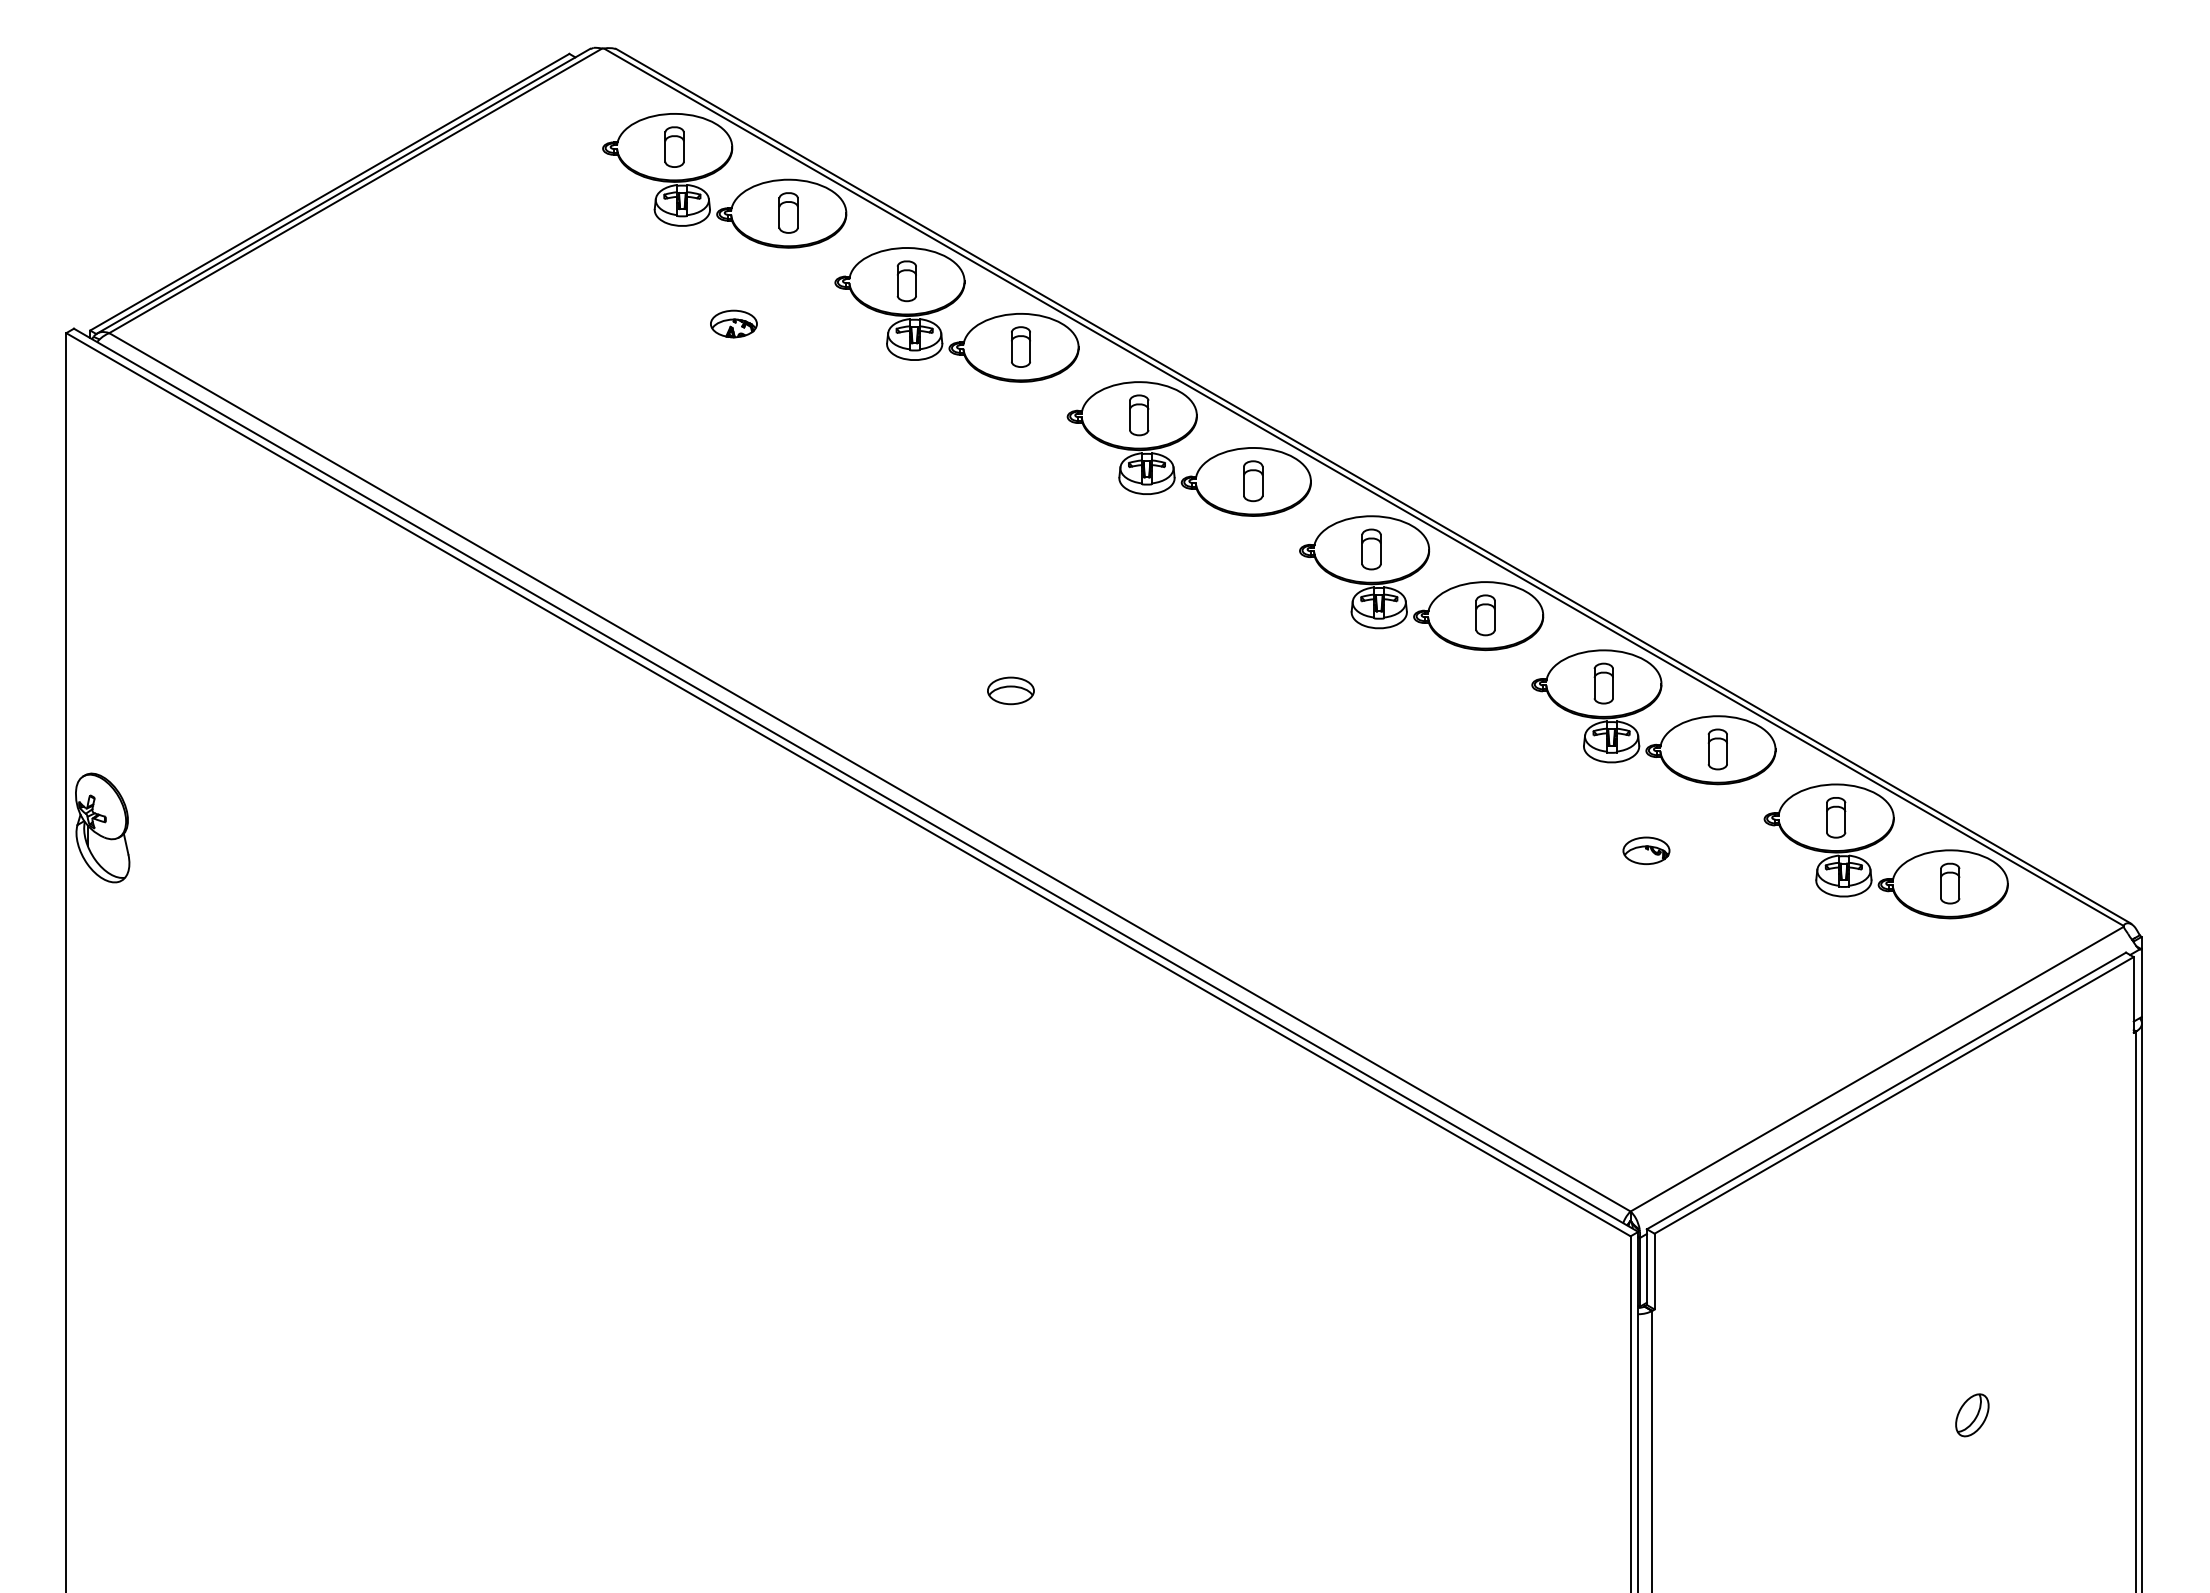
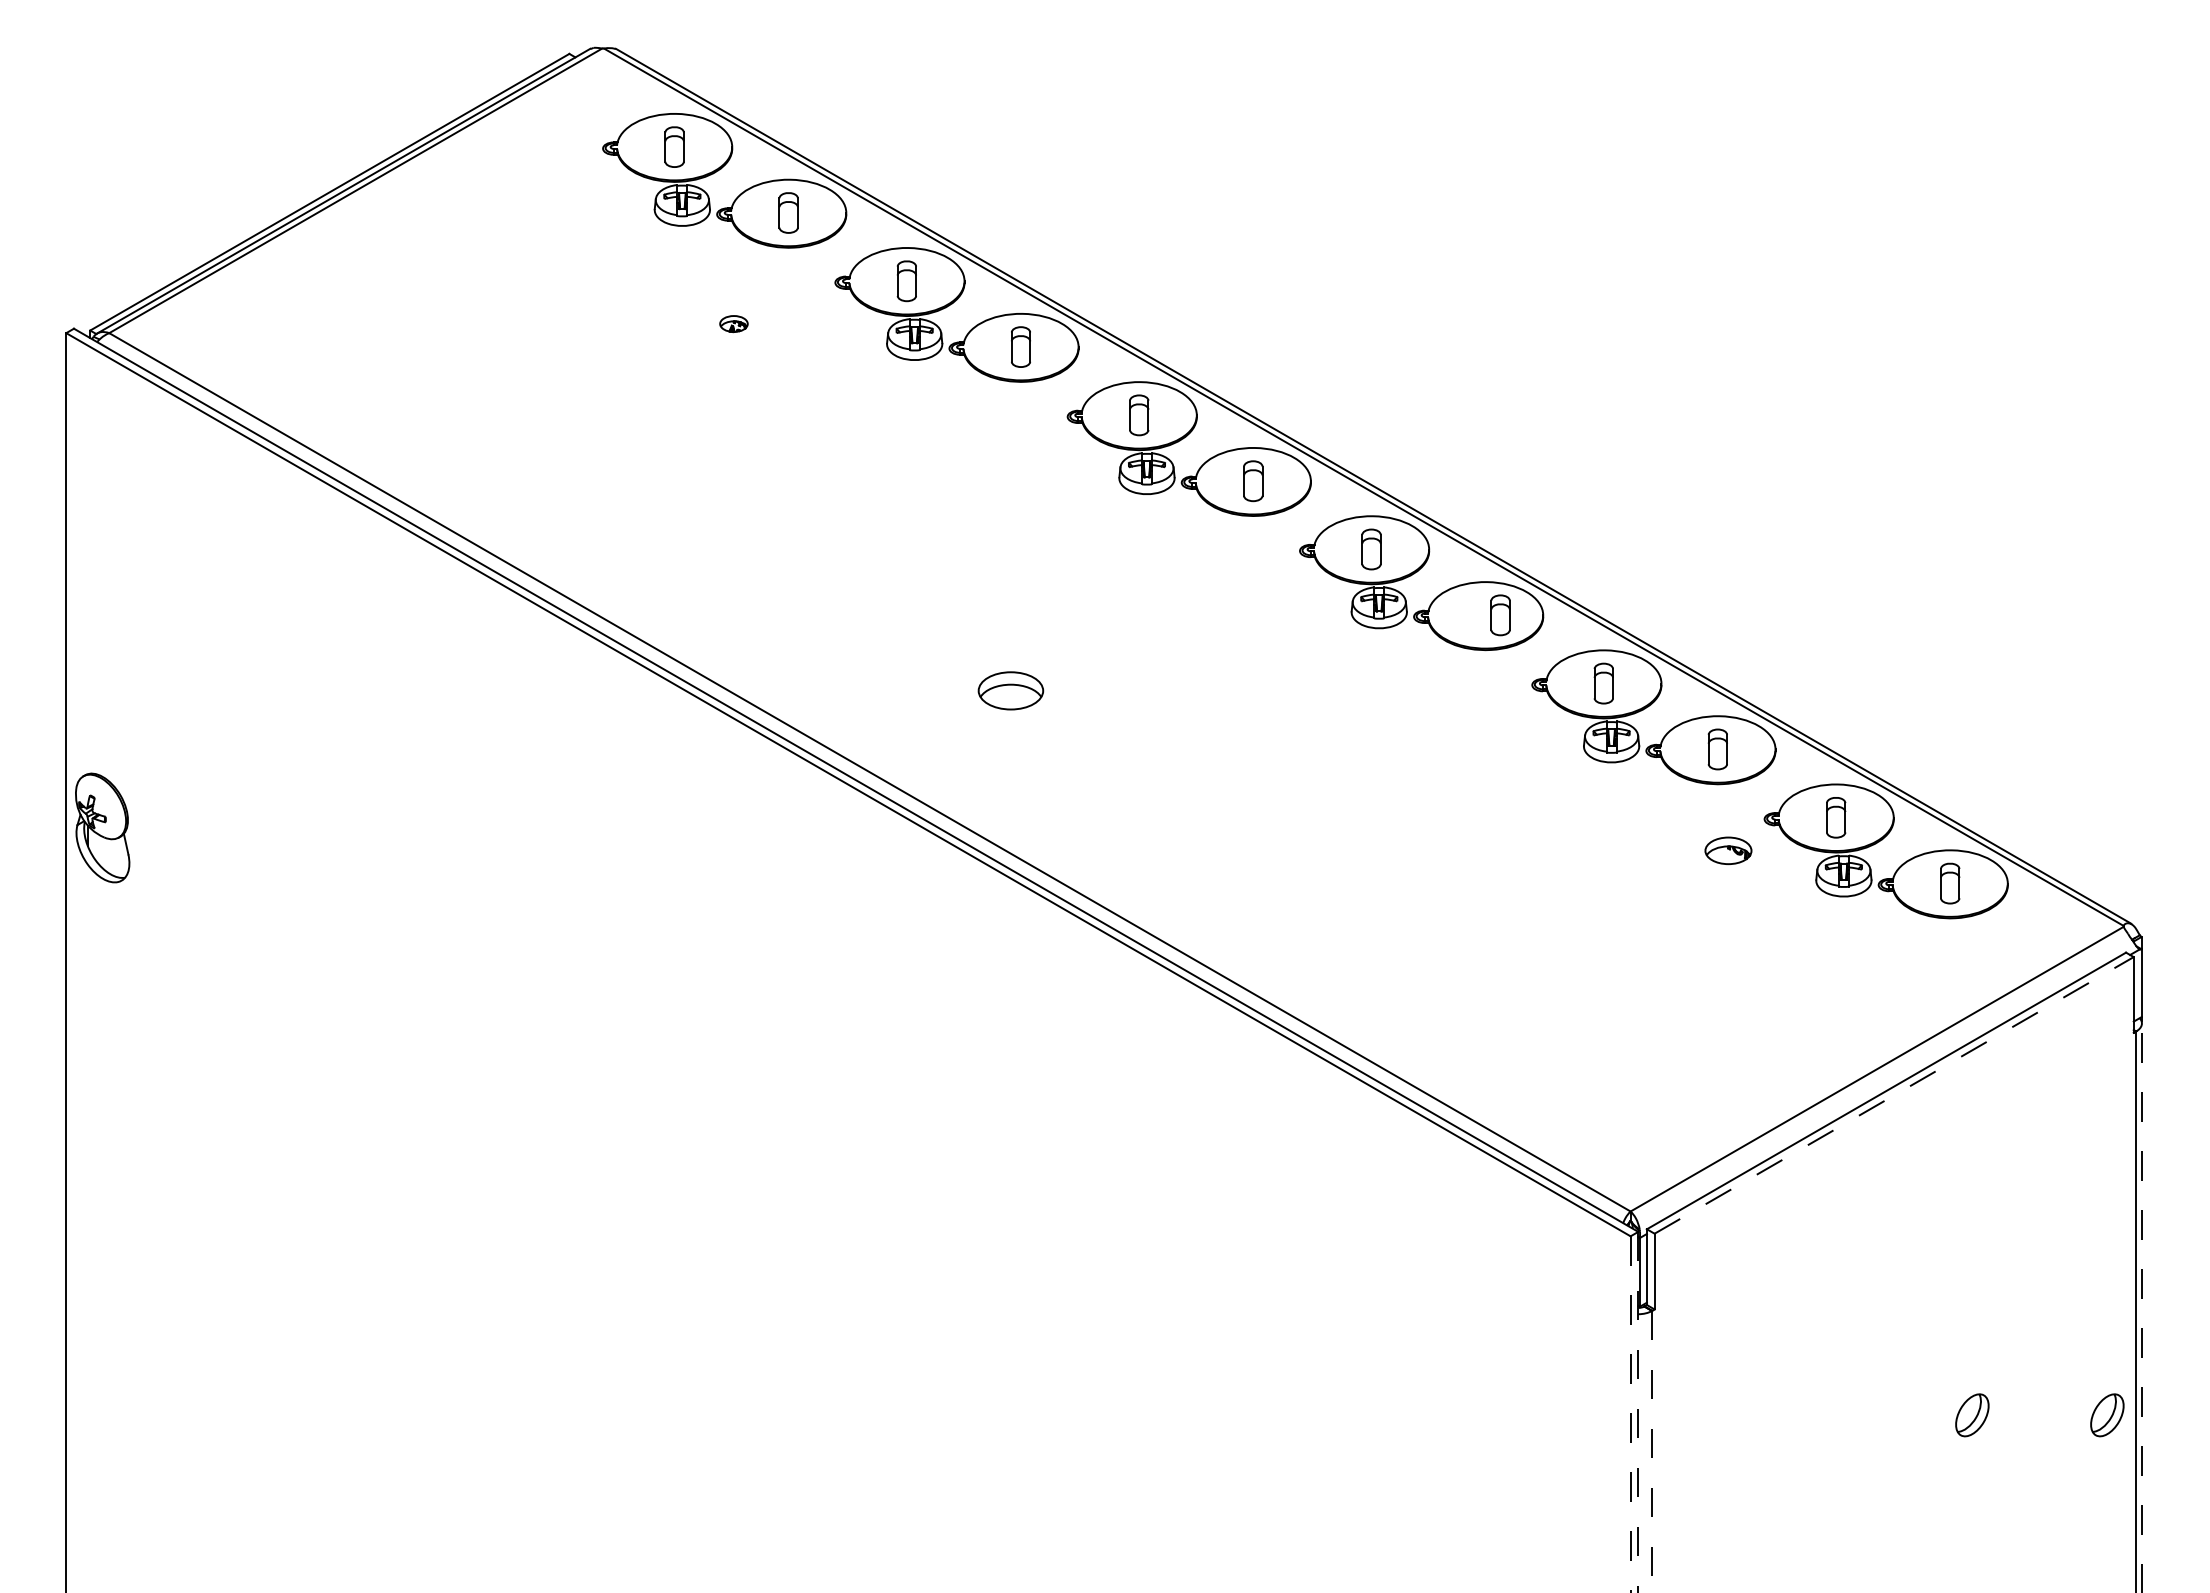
part size: 48x30 px -> 30x19 px (733, 324)
part position: (1485, 615) -> (1500, 615) (1500, 615)
part size: 48x30 px -> 68x40 px (1010, 690)
part position: (1646, 850) -> (1728, 850) (1728, 850)
line: solid -> dashed (1894, 1095)
line: solid -> dashed (2141, 1307)
line: solid -> dashed (1638, 1412)
line: solid -> dashed (1630, 1414)
part: none -> present (2107, 1415)
line: solid -> dashed (1652, 1451)
